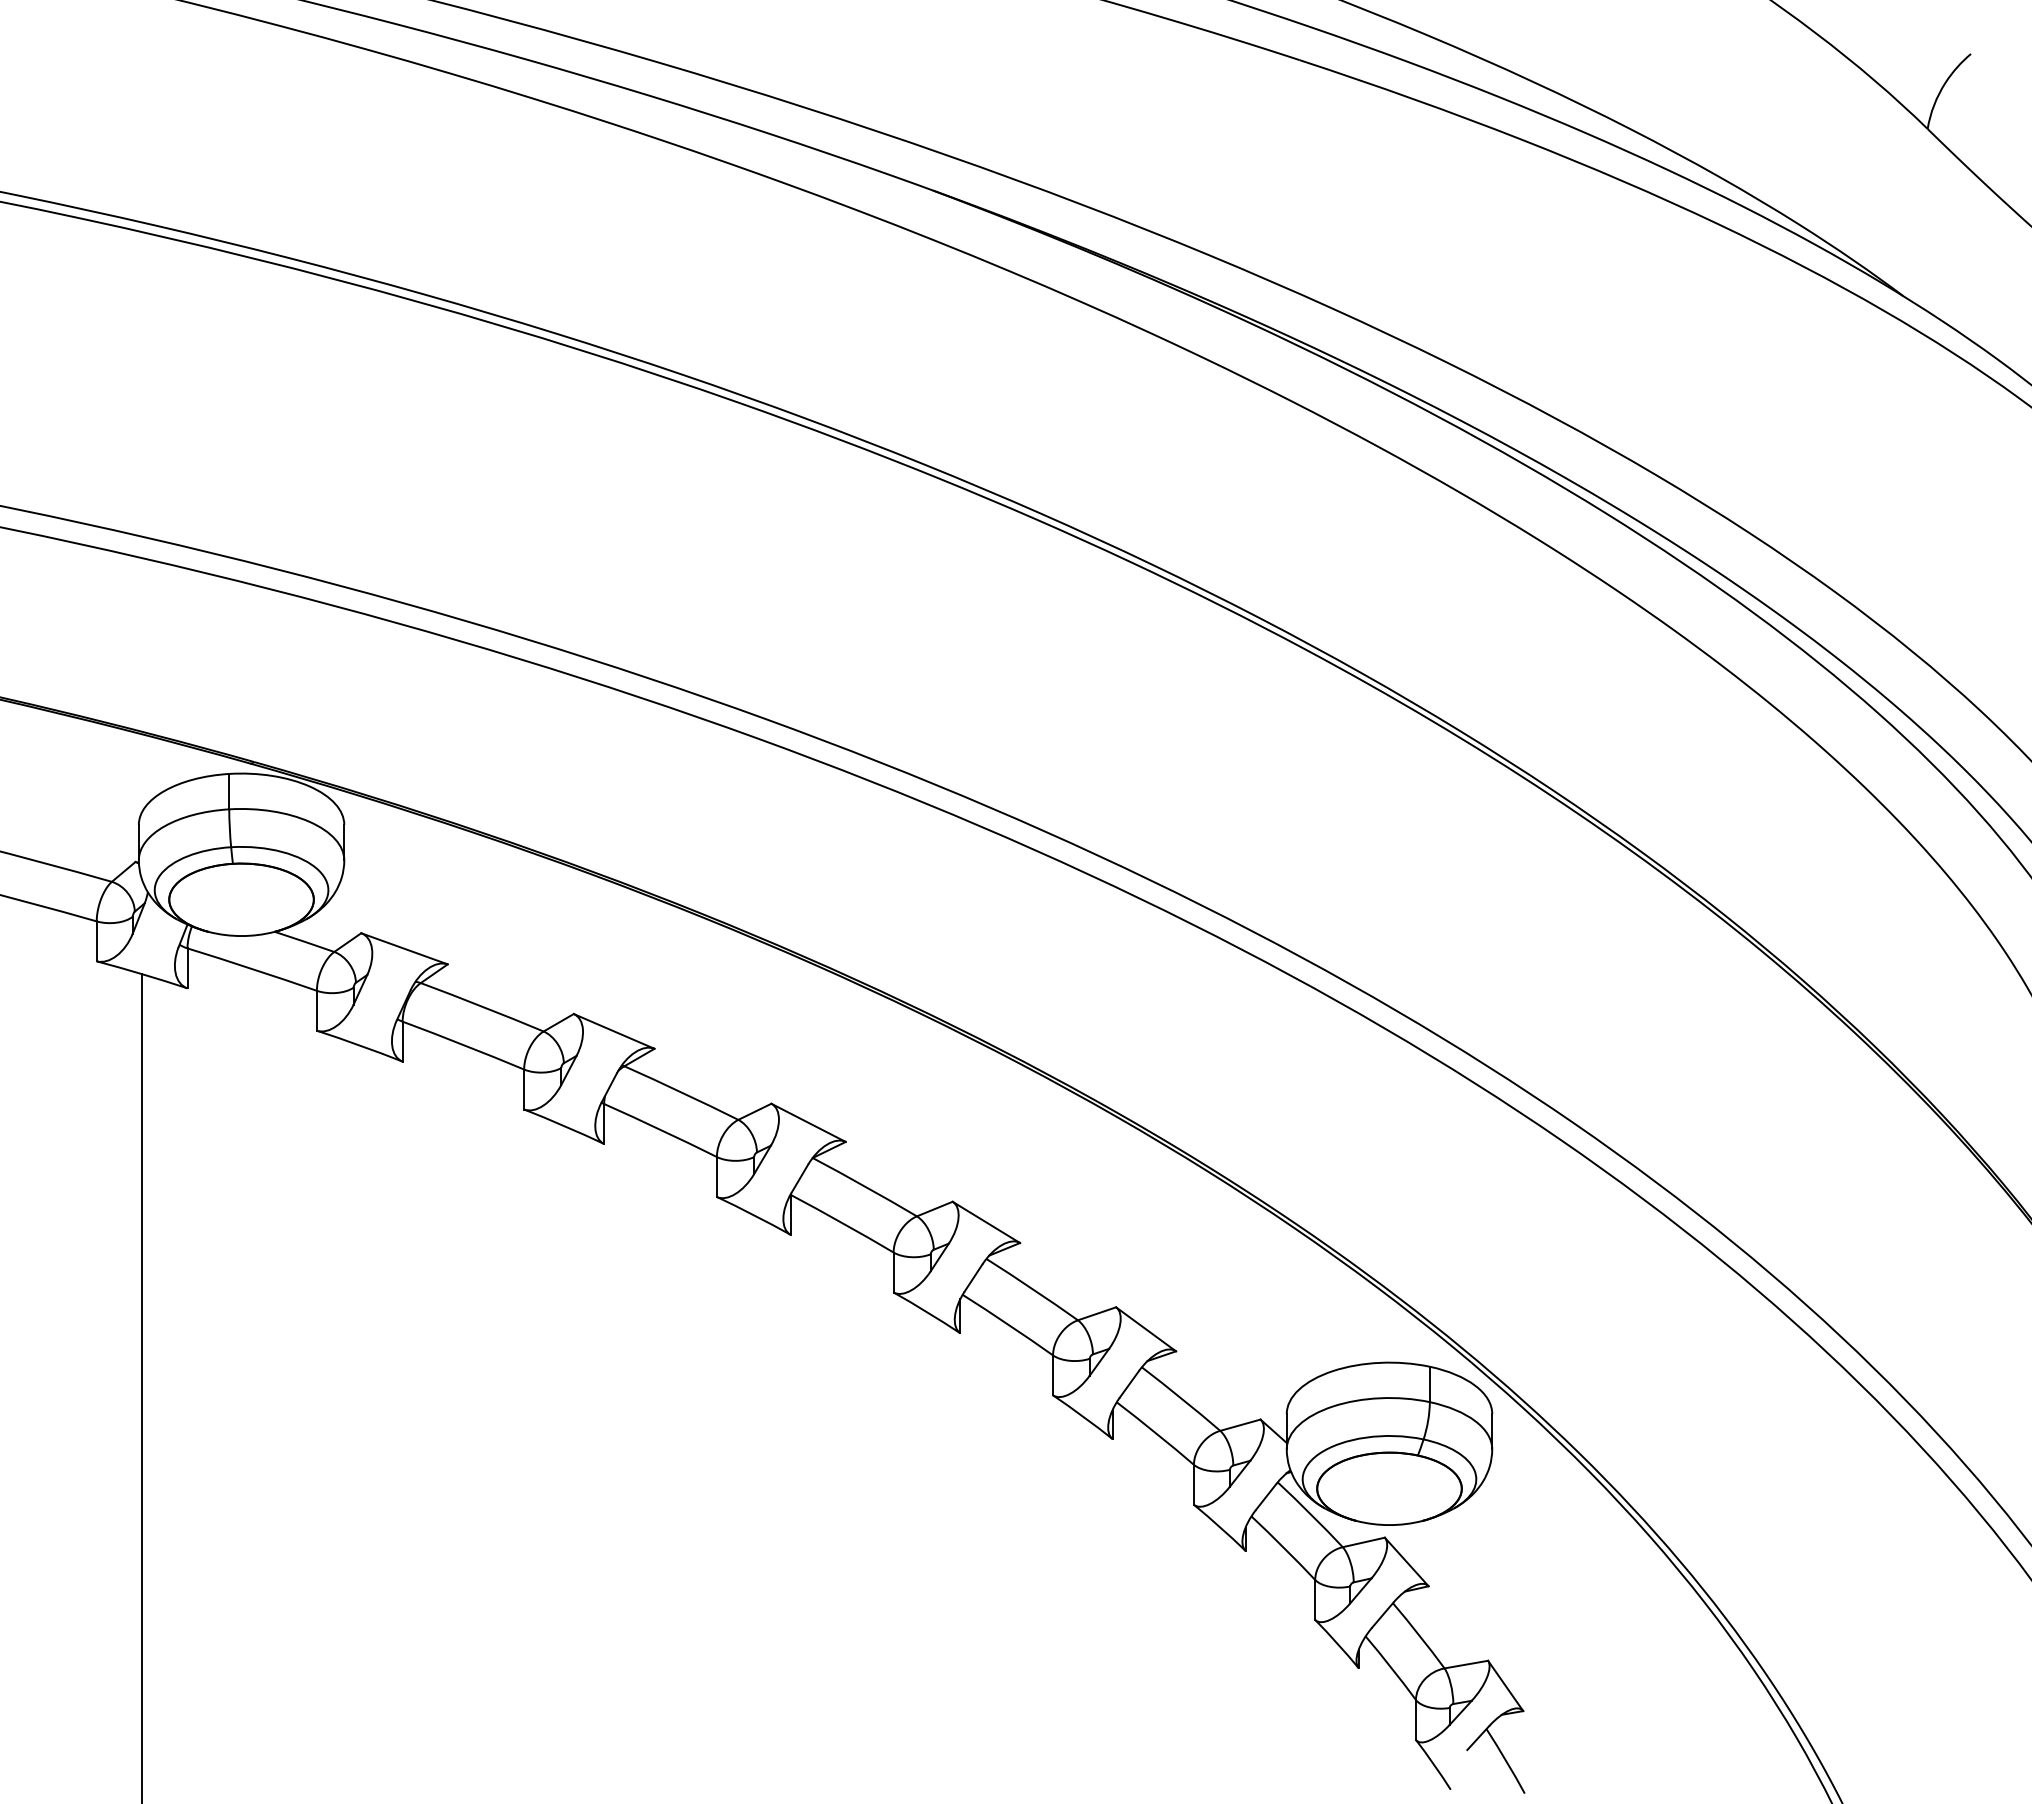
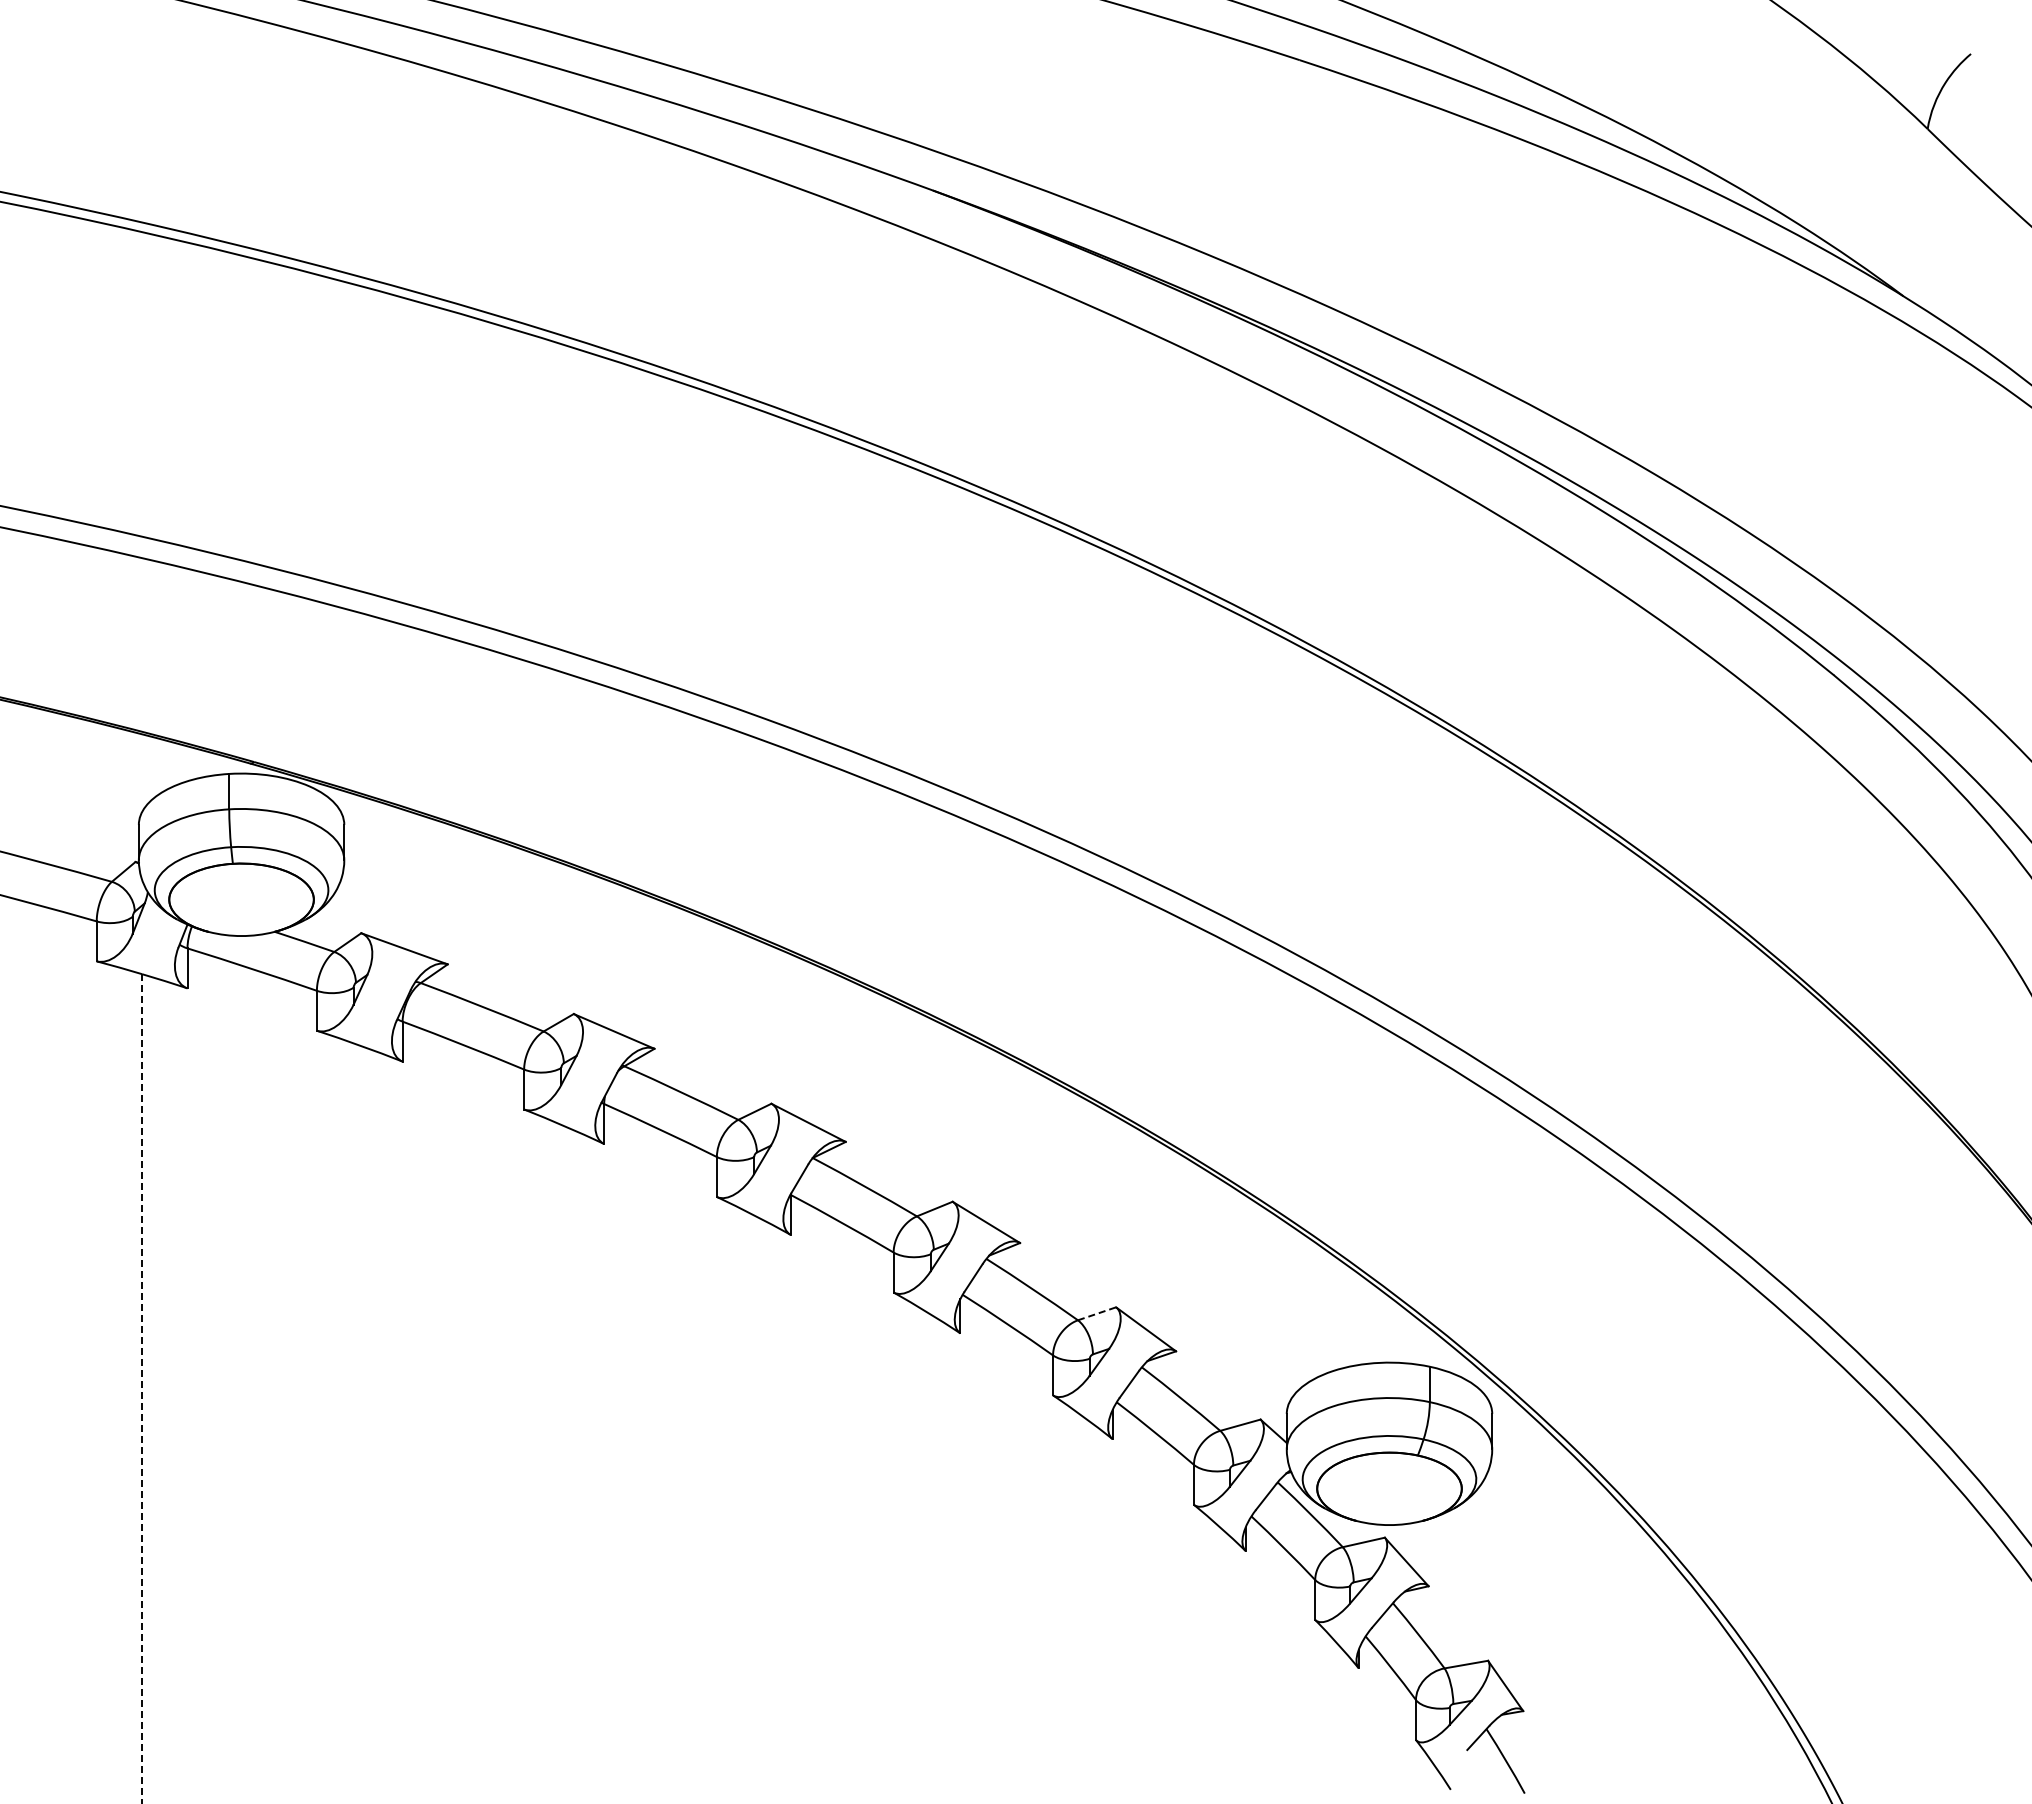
line: solid -> dashed (1097, 1313)
line: solid -> dashed (142, 1389)
